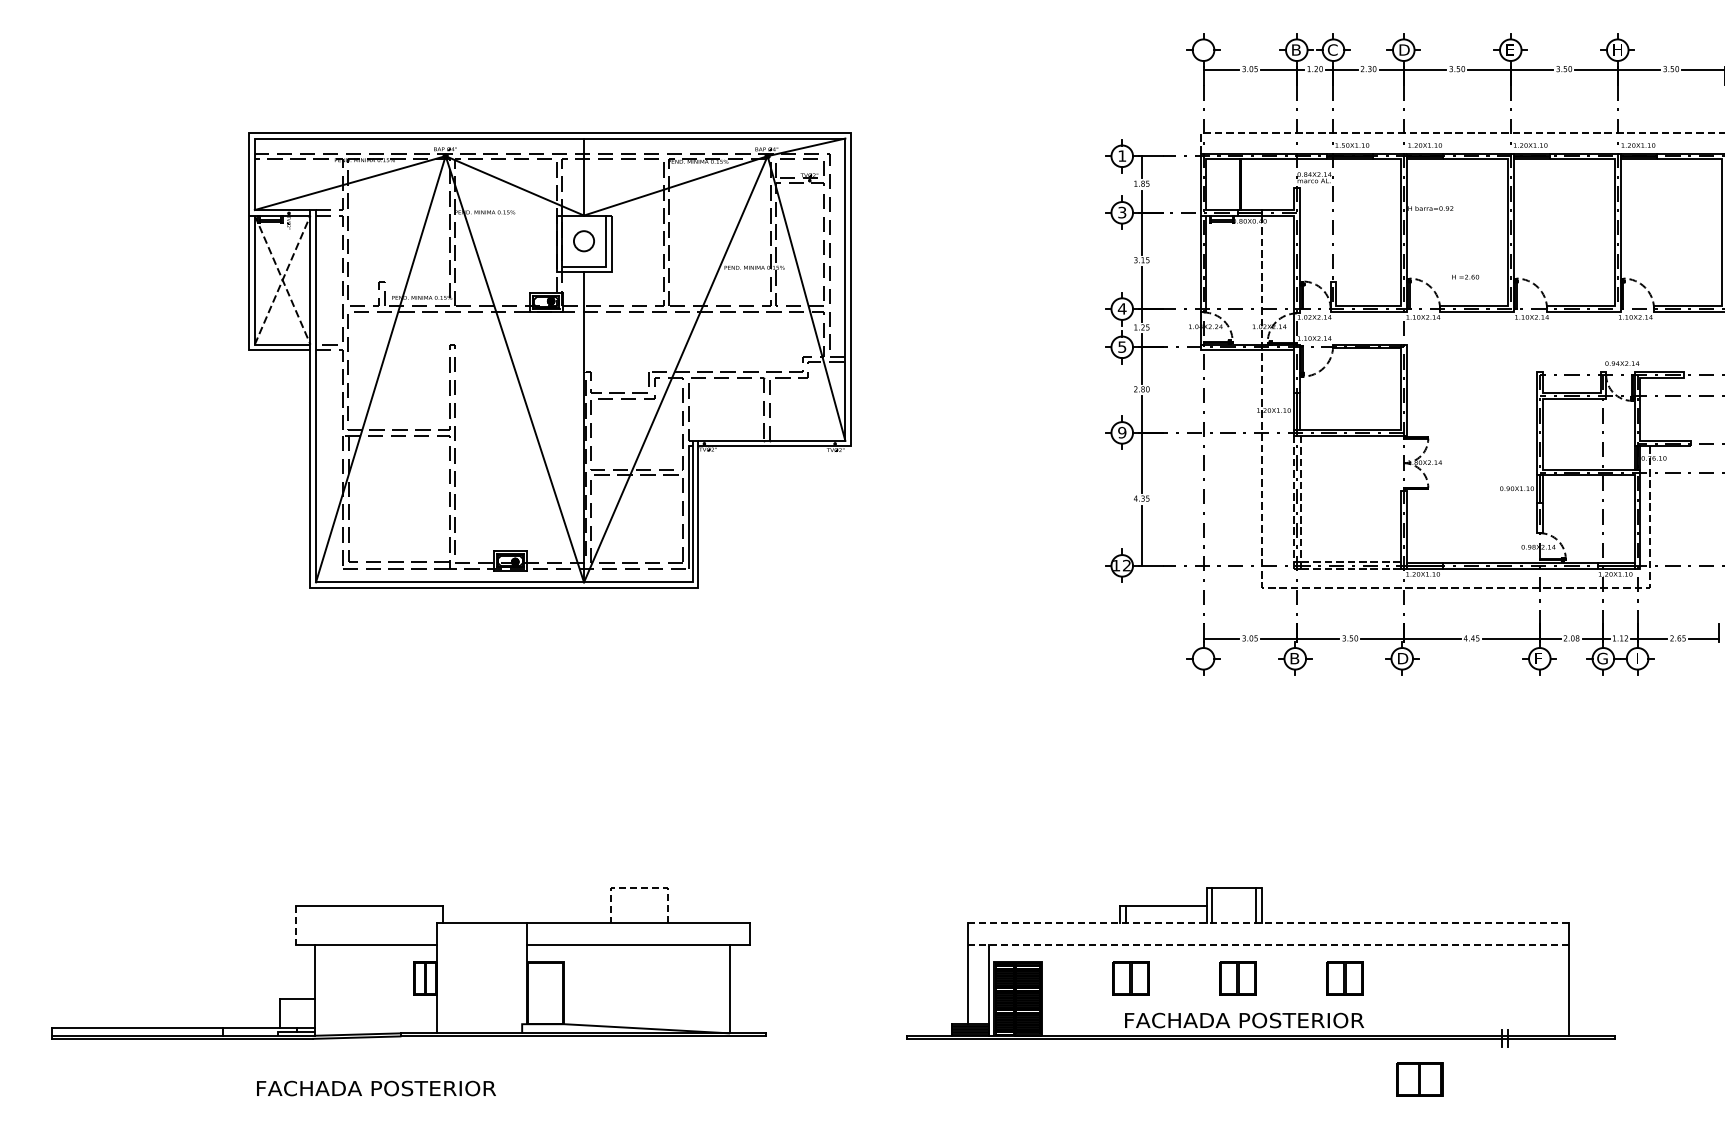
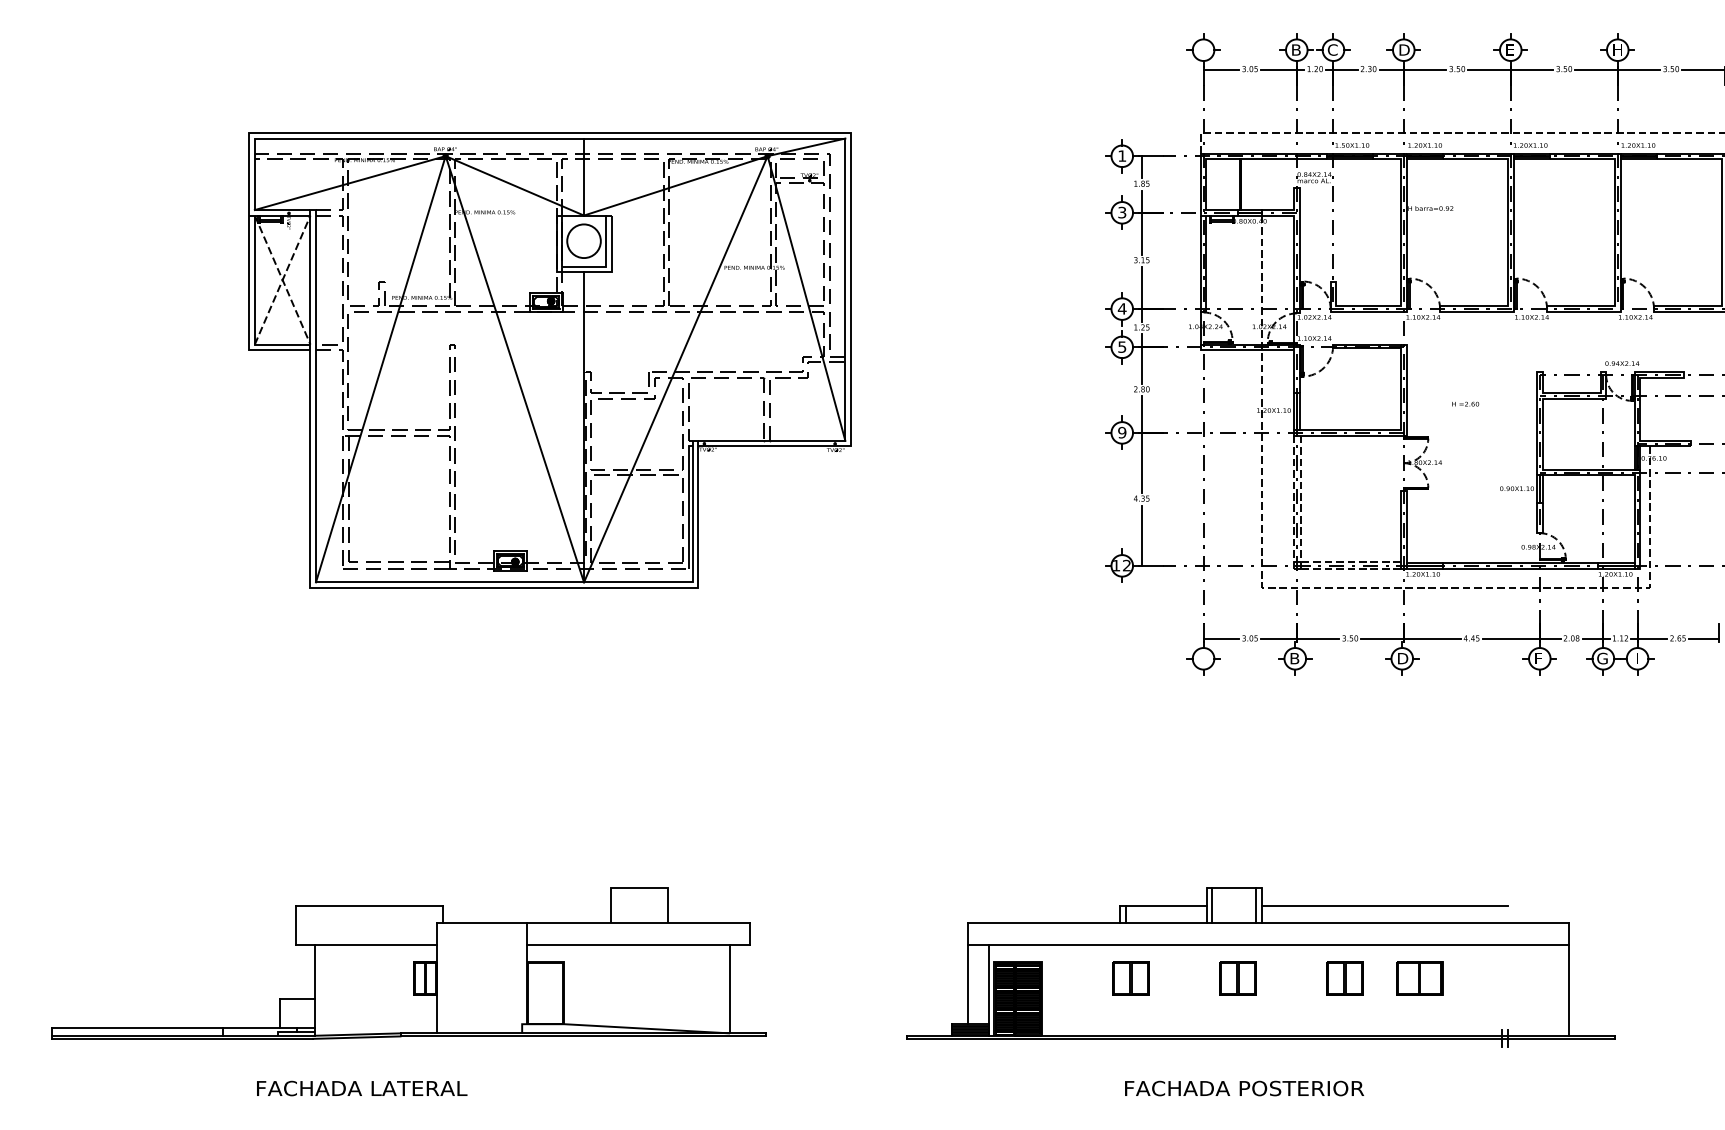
circle diameter: 20 px -> 34 px (583, 241)
text position: (1465, 276) -> (1465, 403) (1465, 403)
line: dashed -> solid (639, 888)
line: none -> present (1384, 906)
line: dashed -> solid (1268, 923)
line: dashed -> solid (295, 925)
line: dashed -> solid (1268, 944)
text position: (1244, 1020) -> (1244, 1088) (1244, 1088)
part position: (1419, 1079) -> (1419, 978) (1419, 978)
text: FACHADA POSTERIOR -> FACHADA LATERAL (434, 1088)
